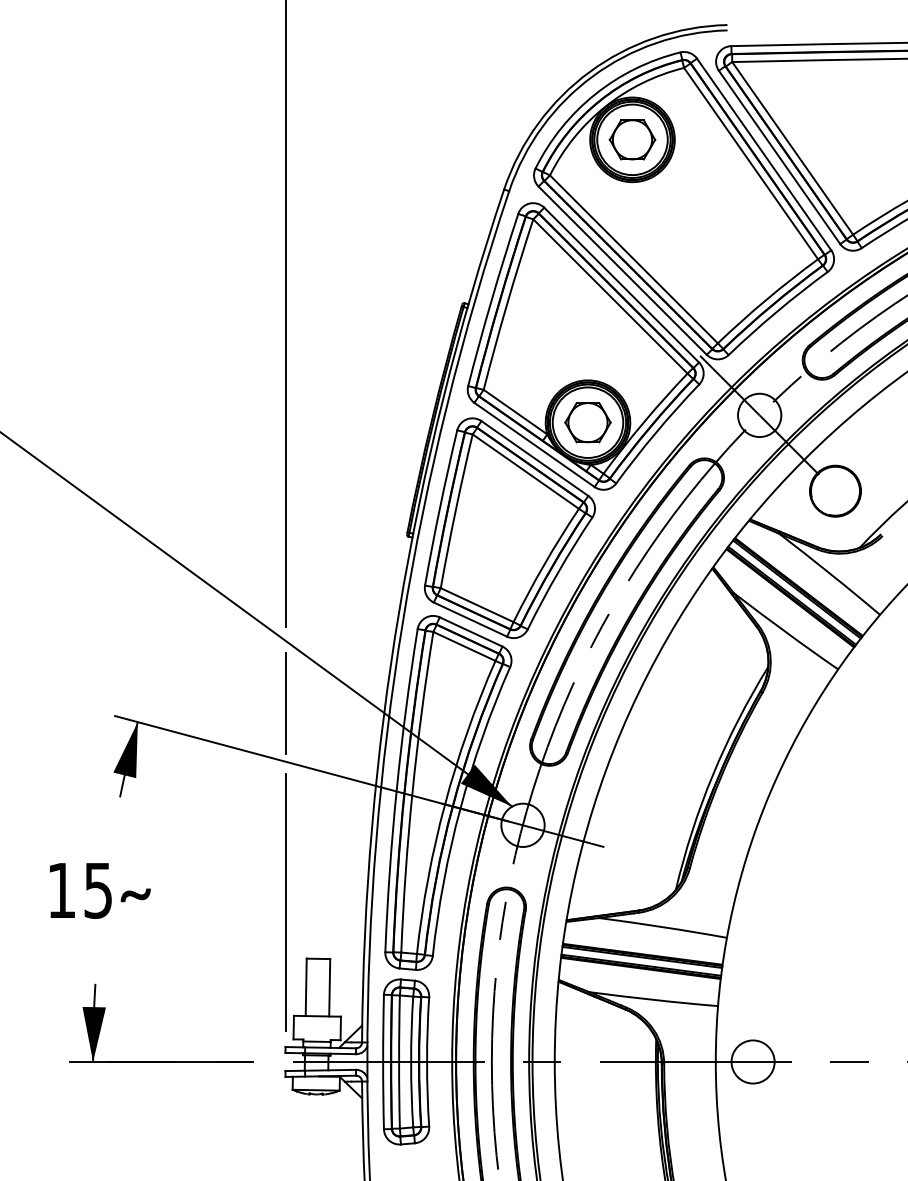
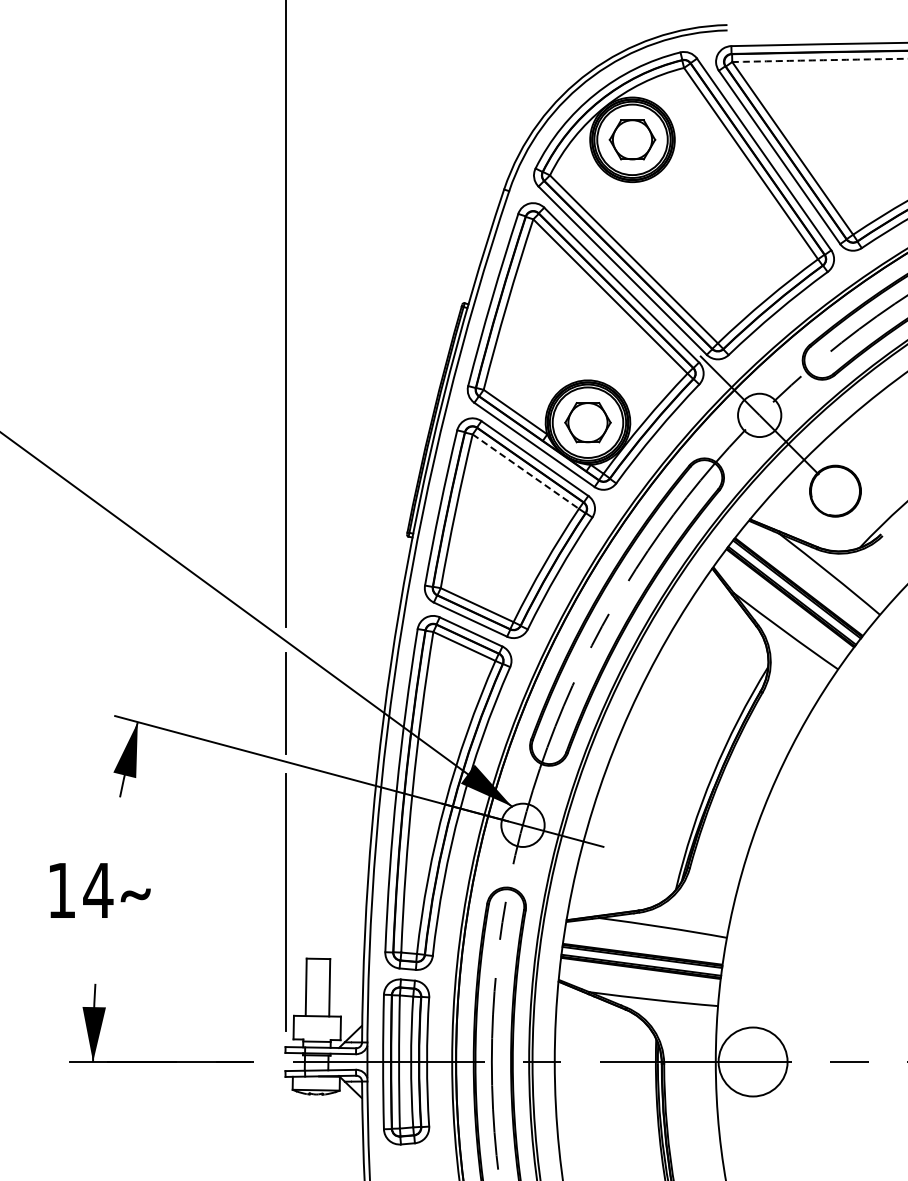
arc: solid -> dashed (820, 60)
line: solid -> dashed (525, 471)
text: 15 -> 14 (98, 890)
circle diameter: 43 px -> 69 px (752, 1061)
